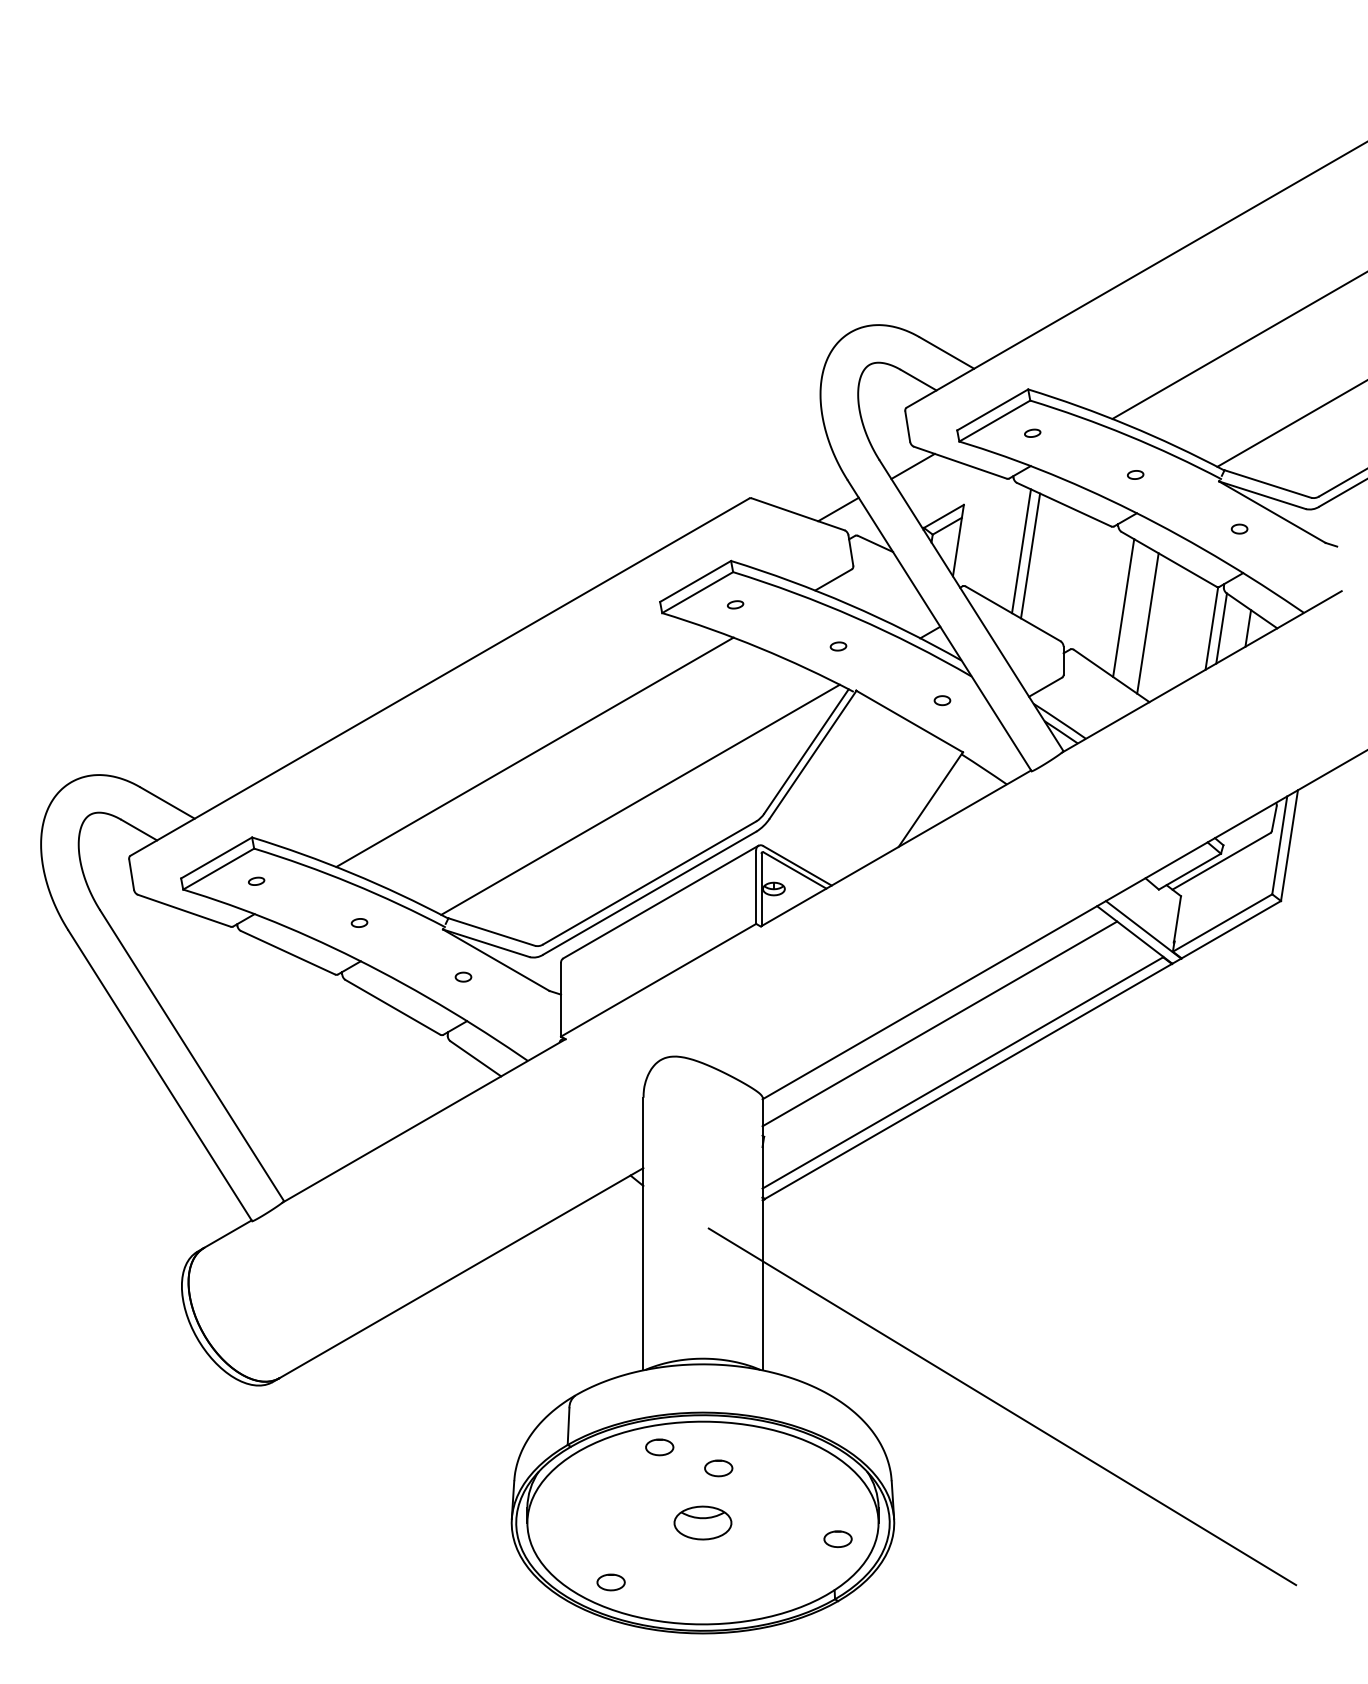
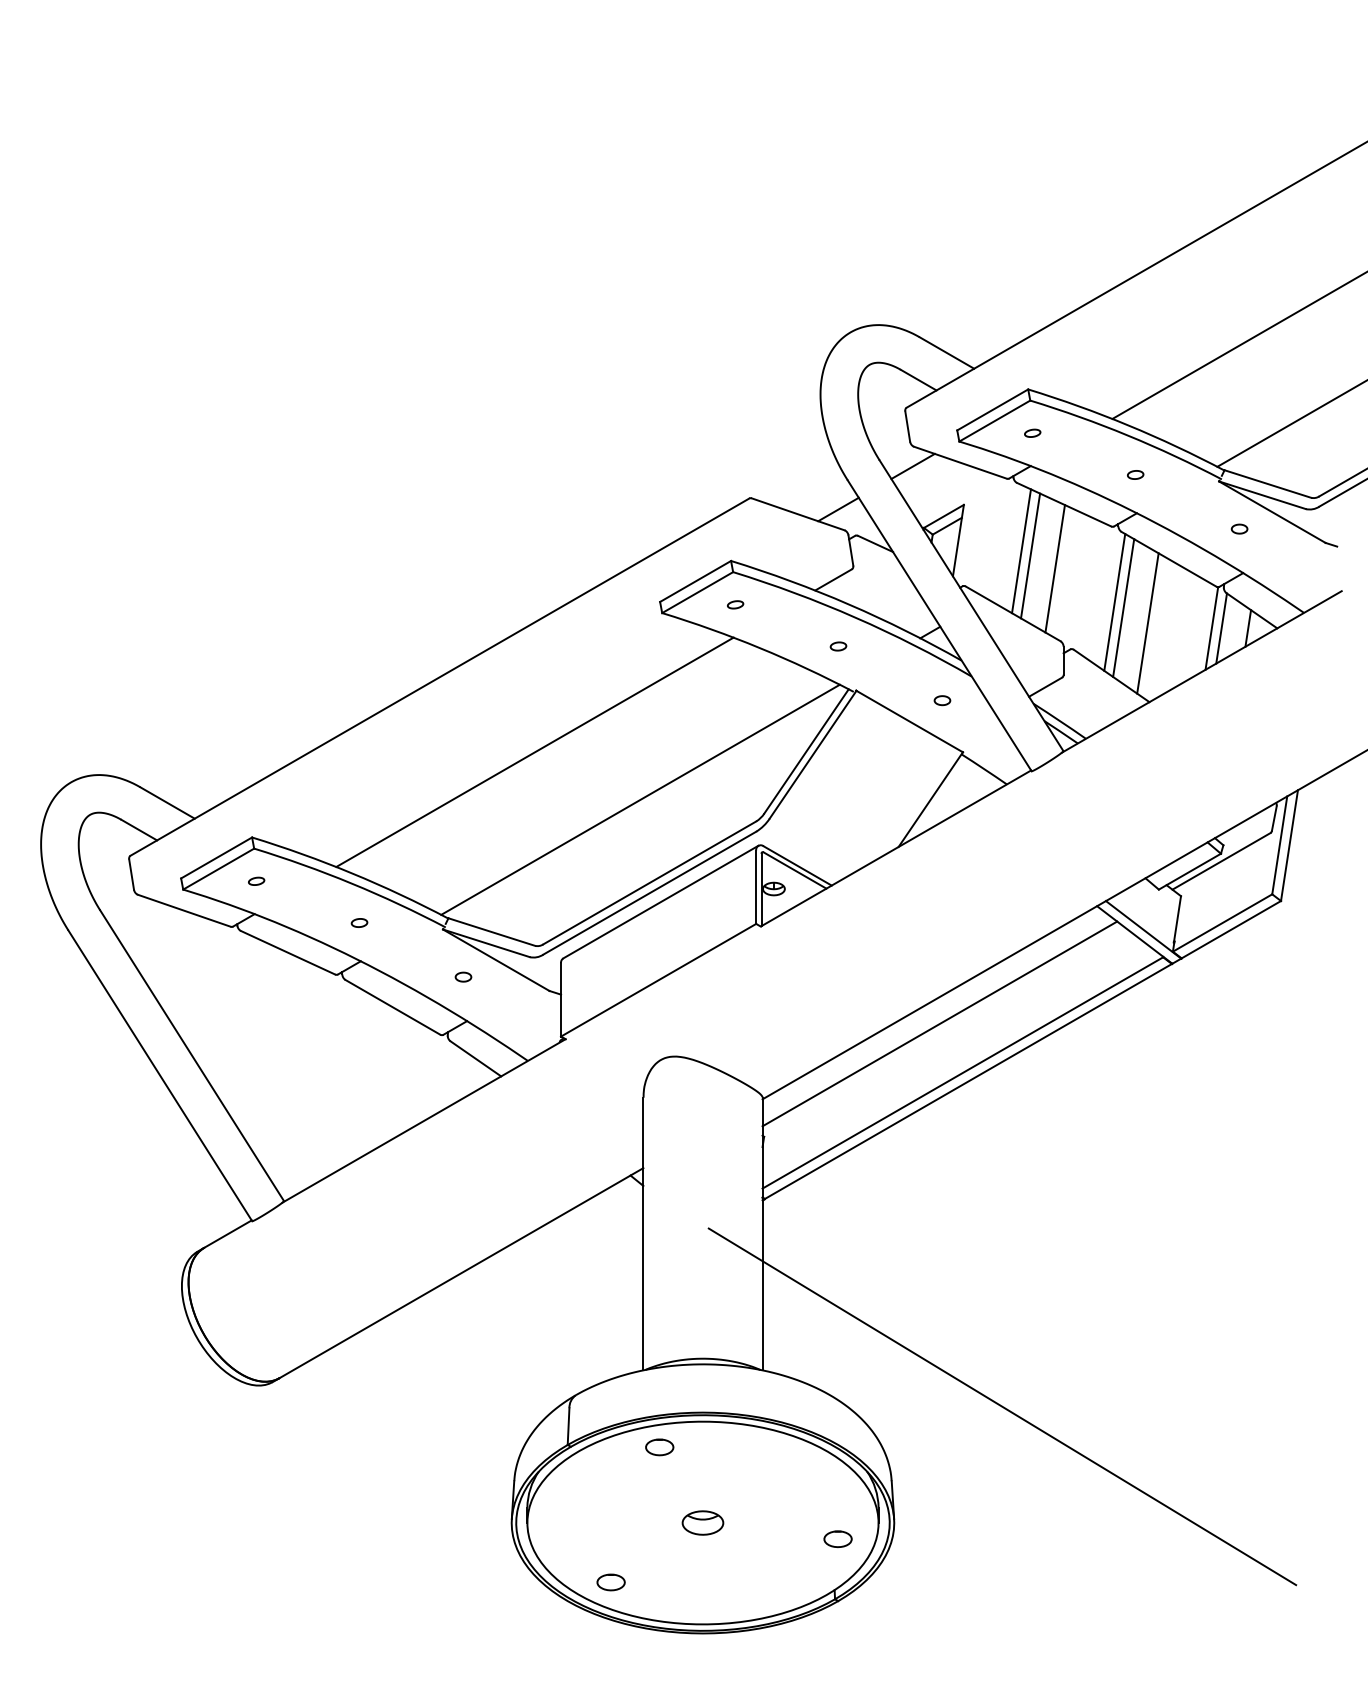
line: none -> present (1054, 568)
line: none -> present (1114, 602)
part: present -> none (718, 1468)
part size: 60x36 px -> 44x26 px (702, 1522)
